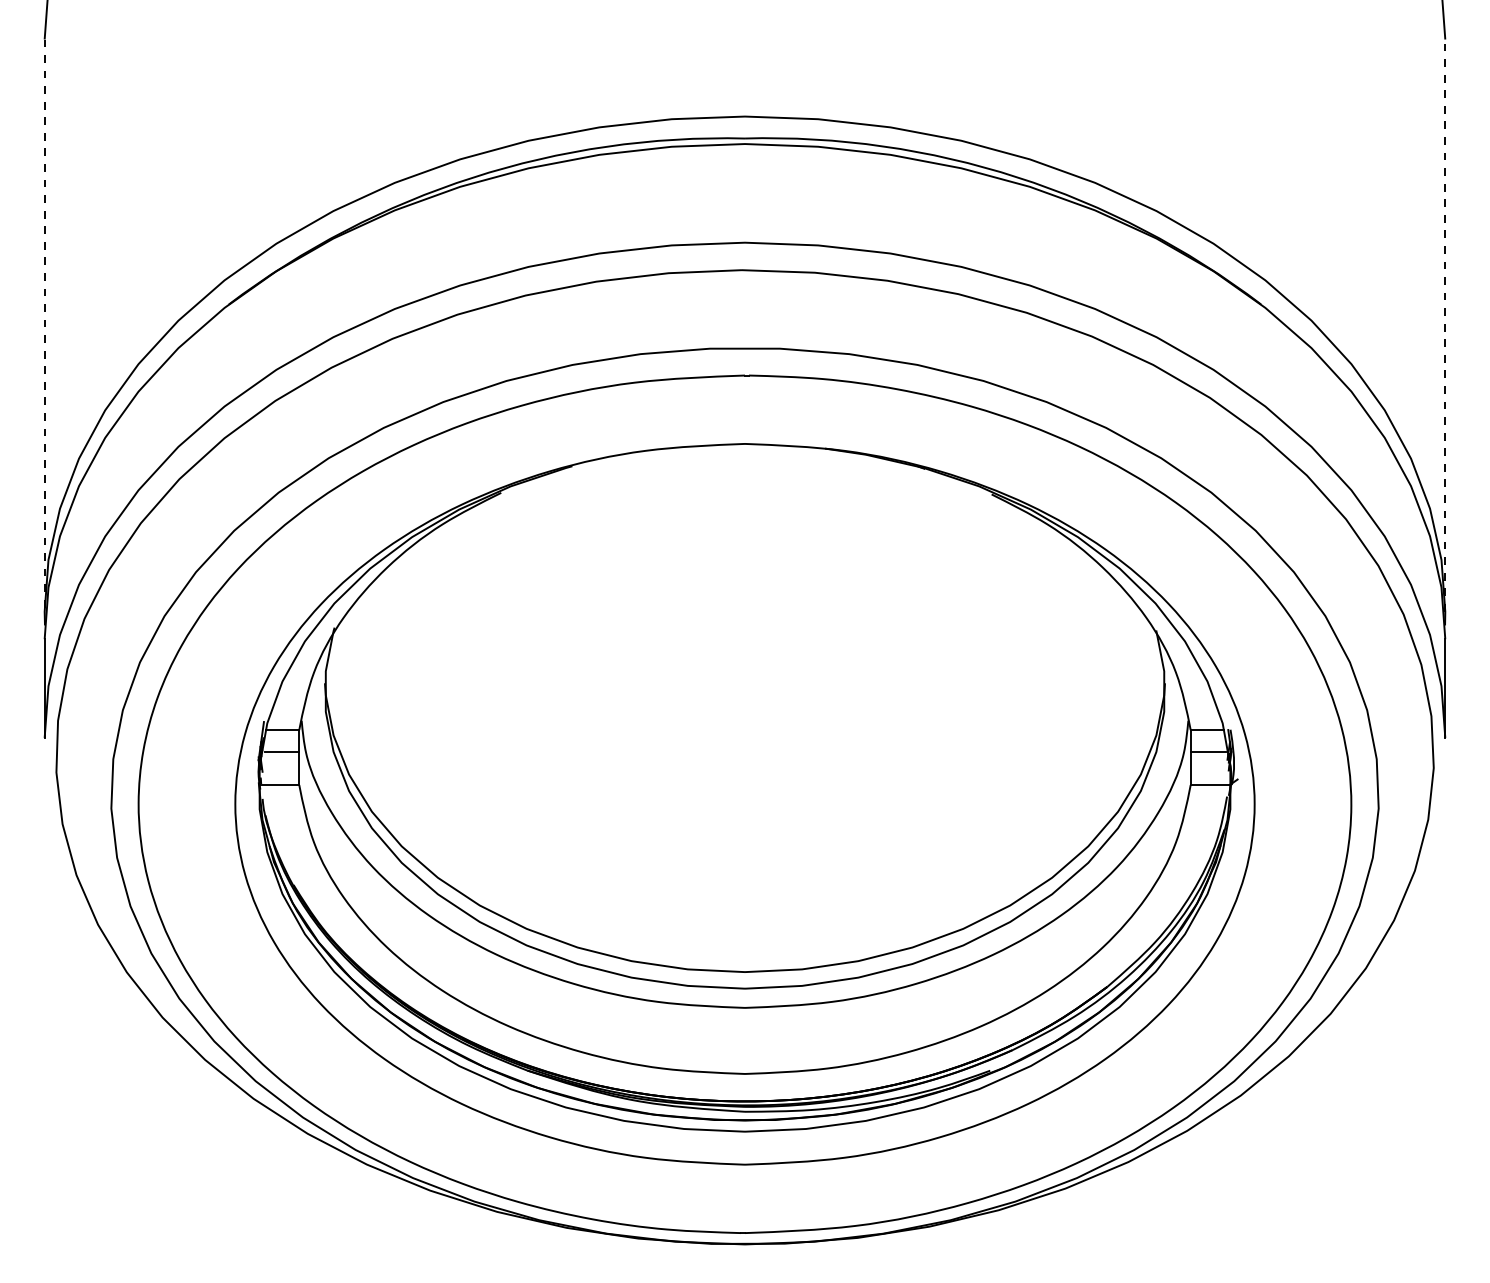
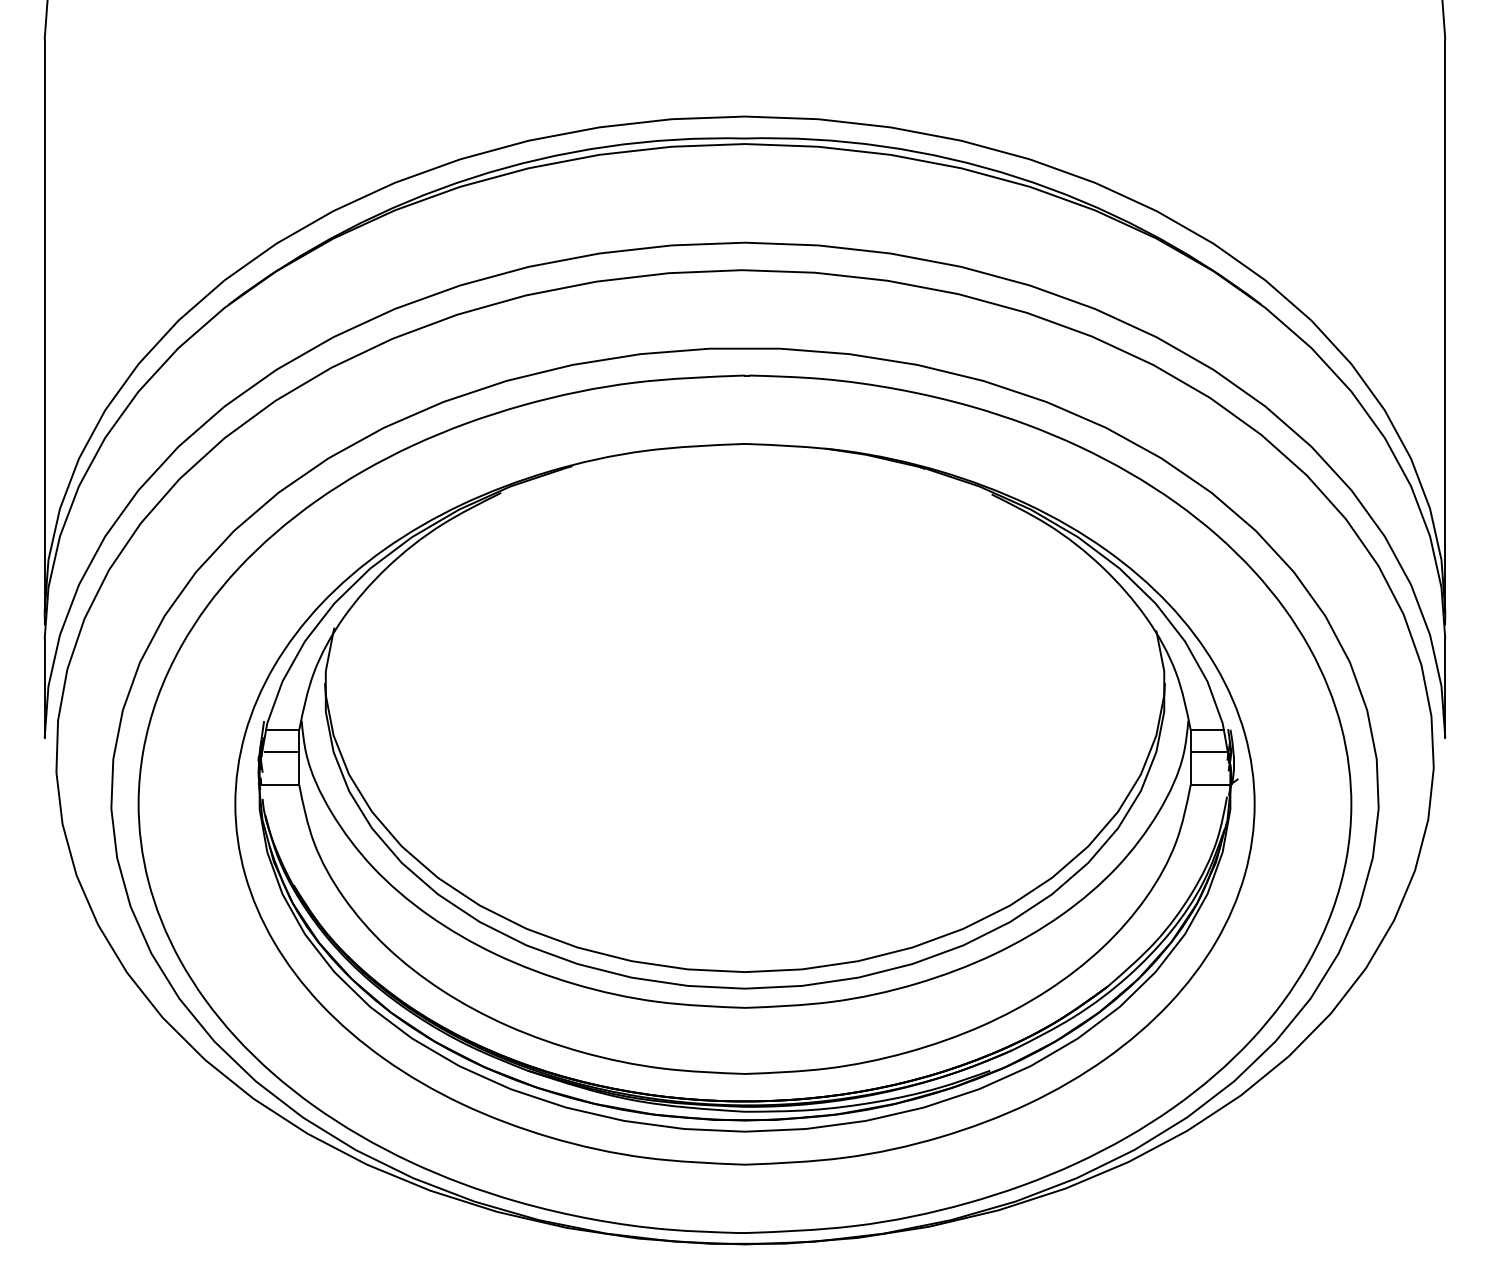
line: dashed -> solid (1445, 325)
line: dashed -> solid (44, 326)
